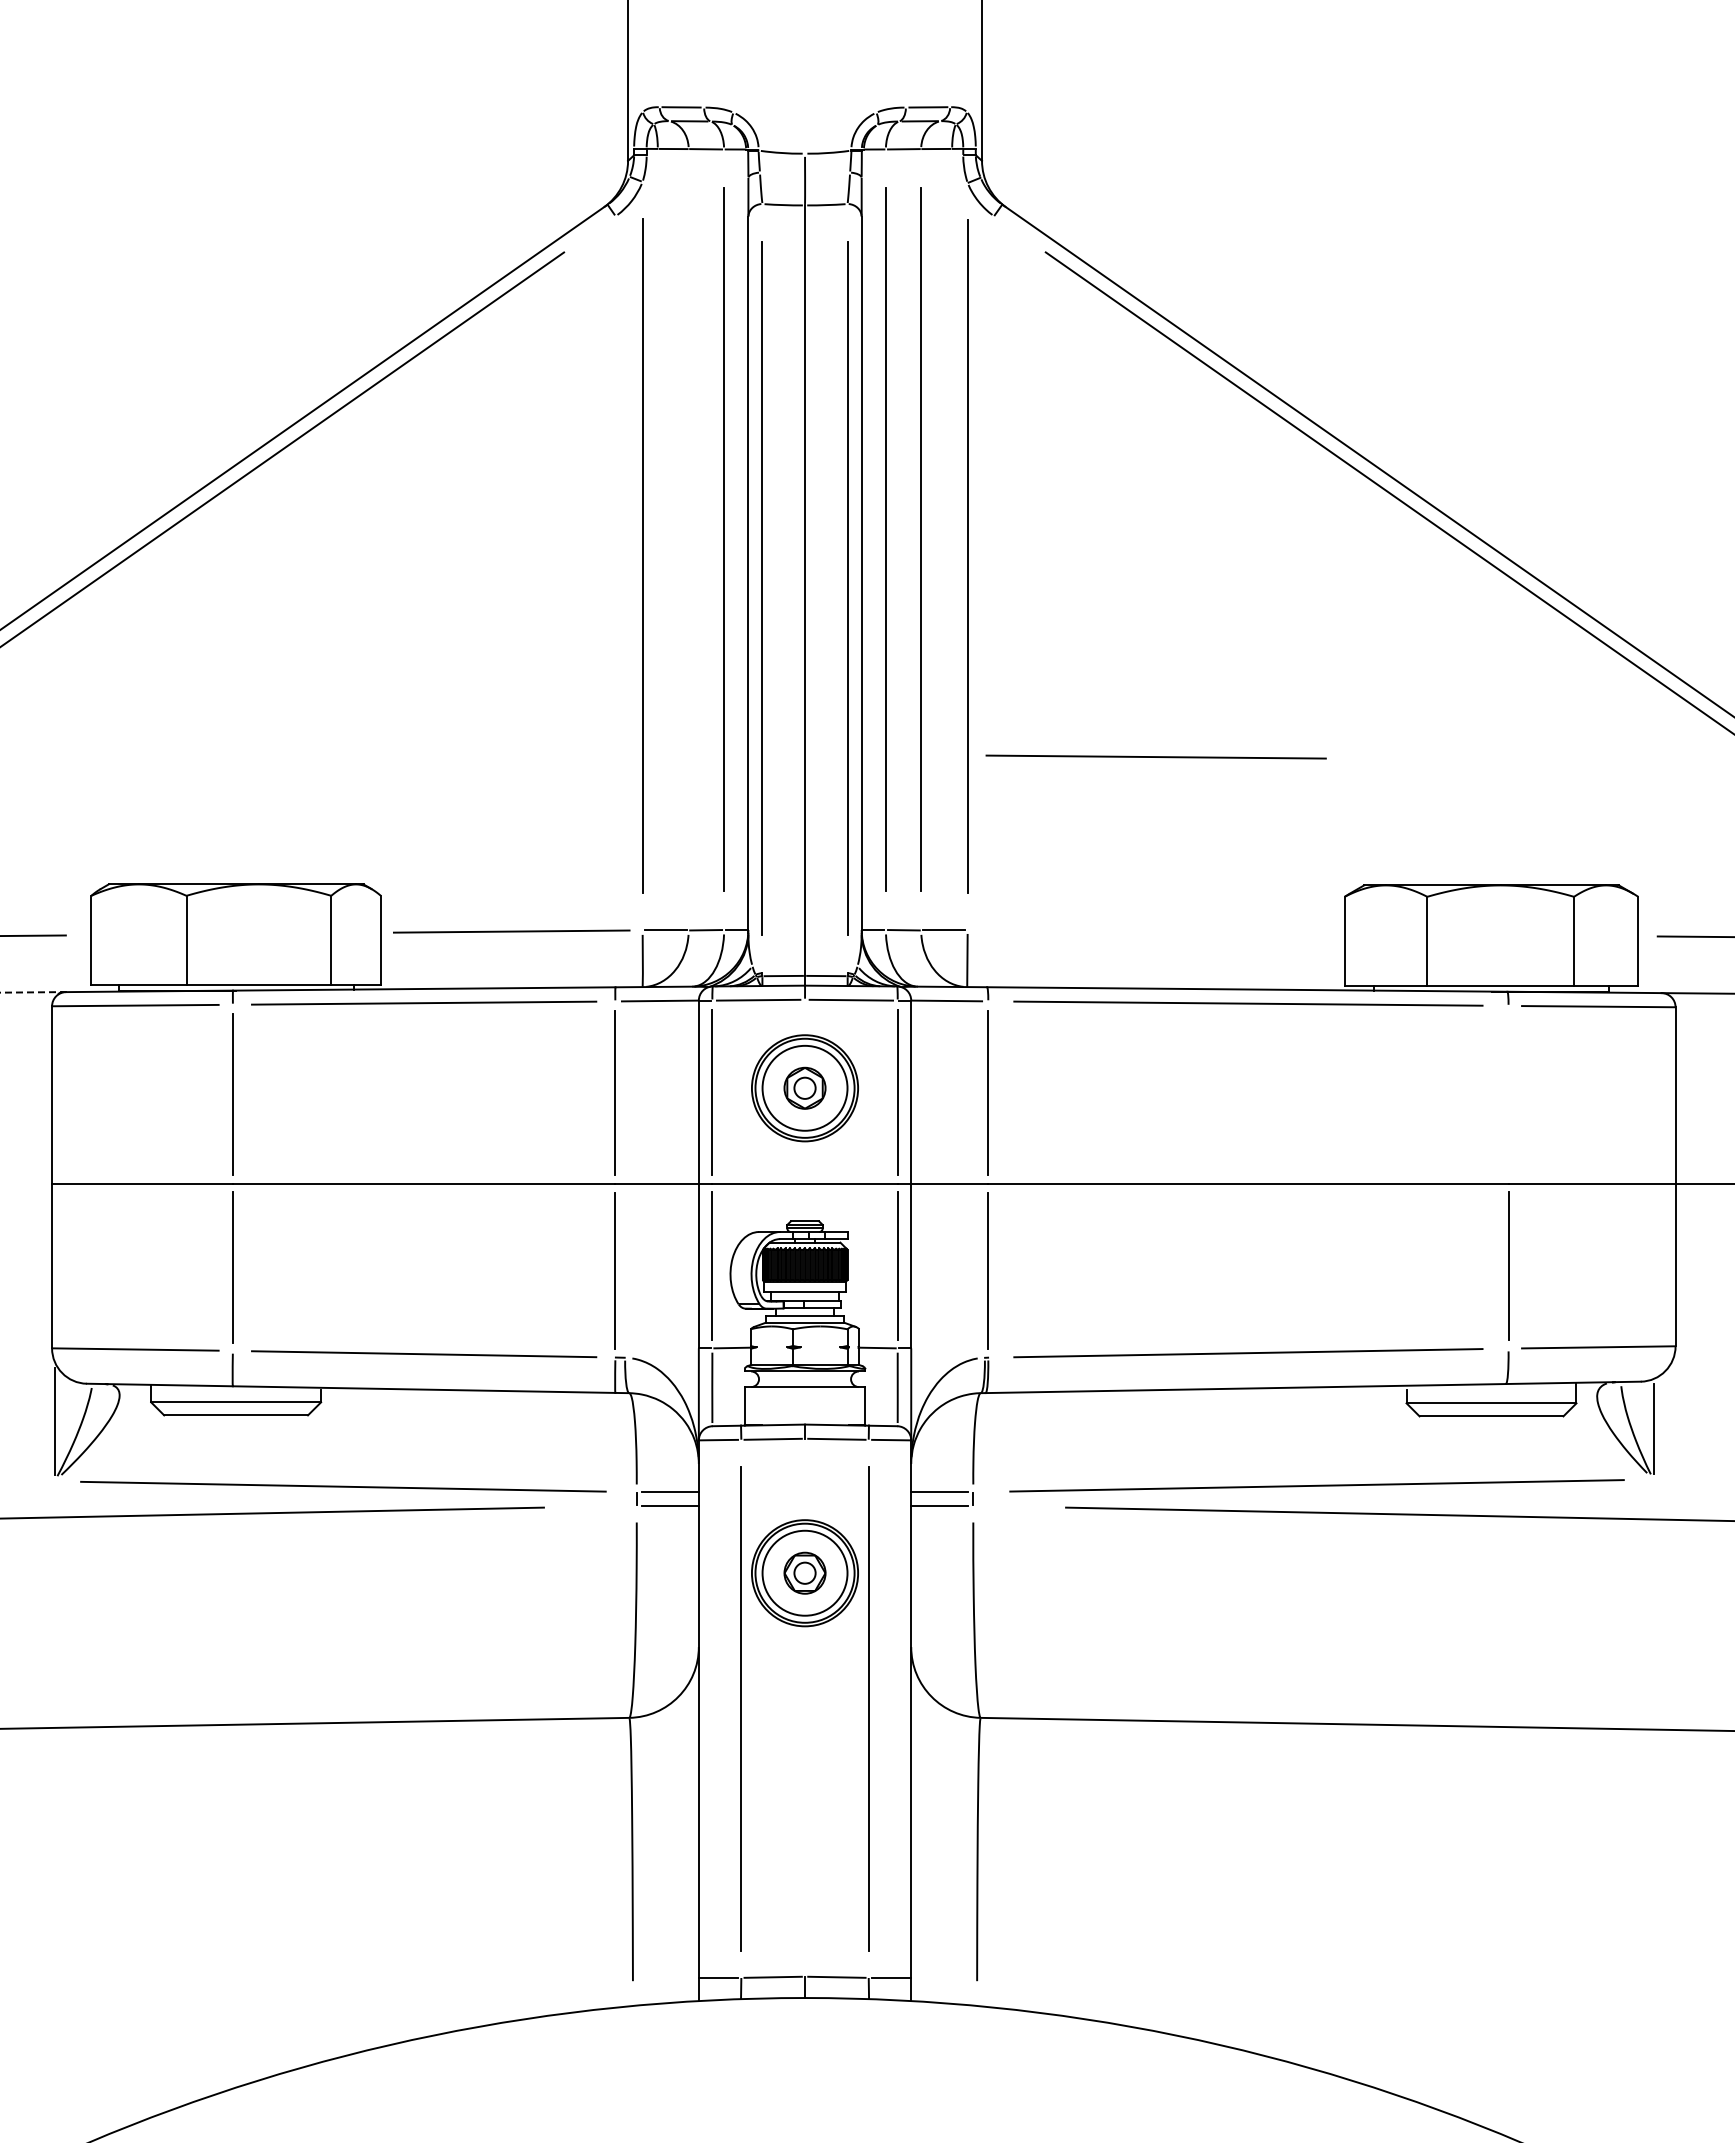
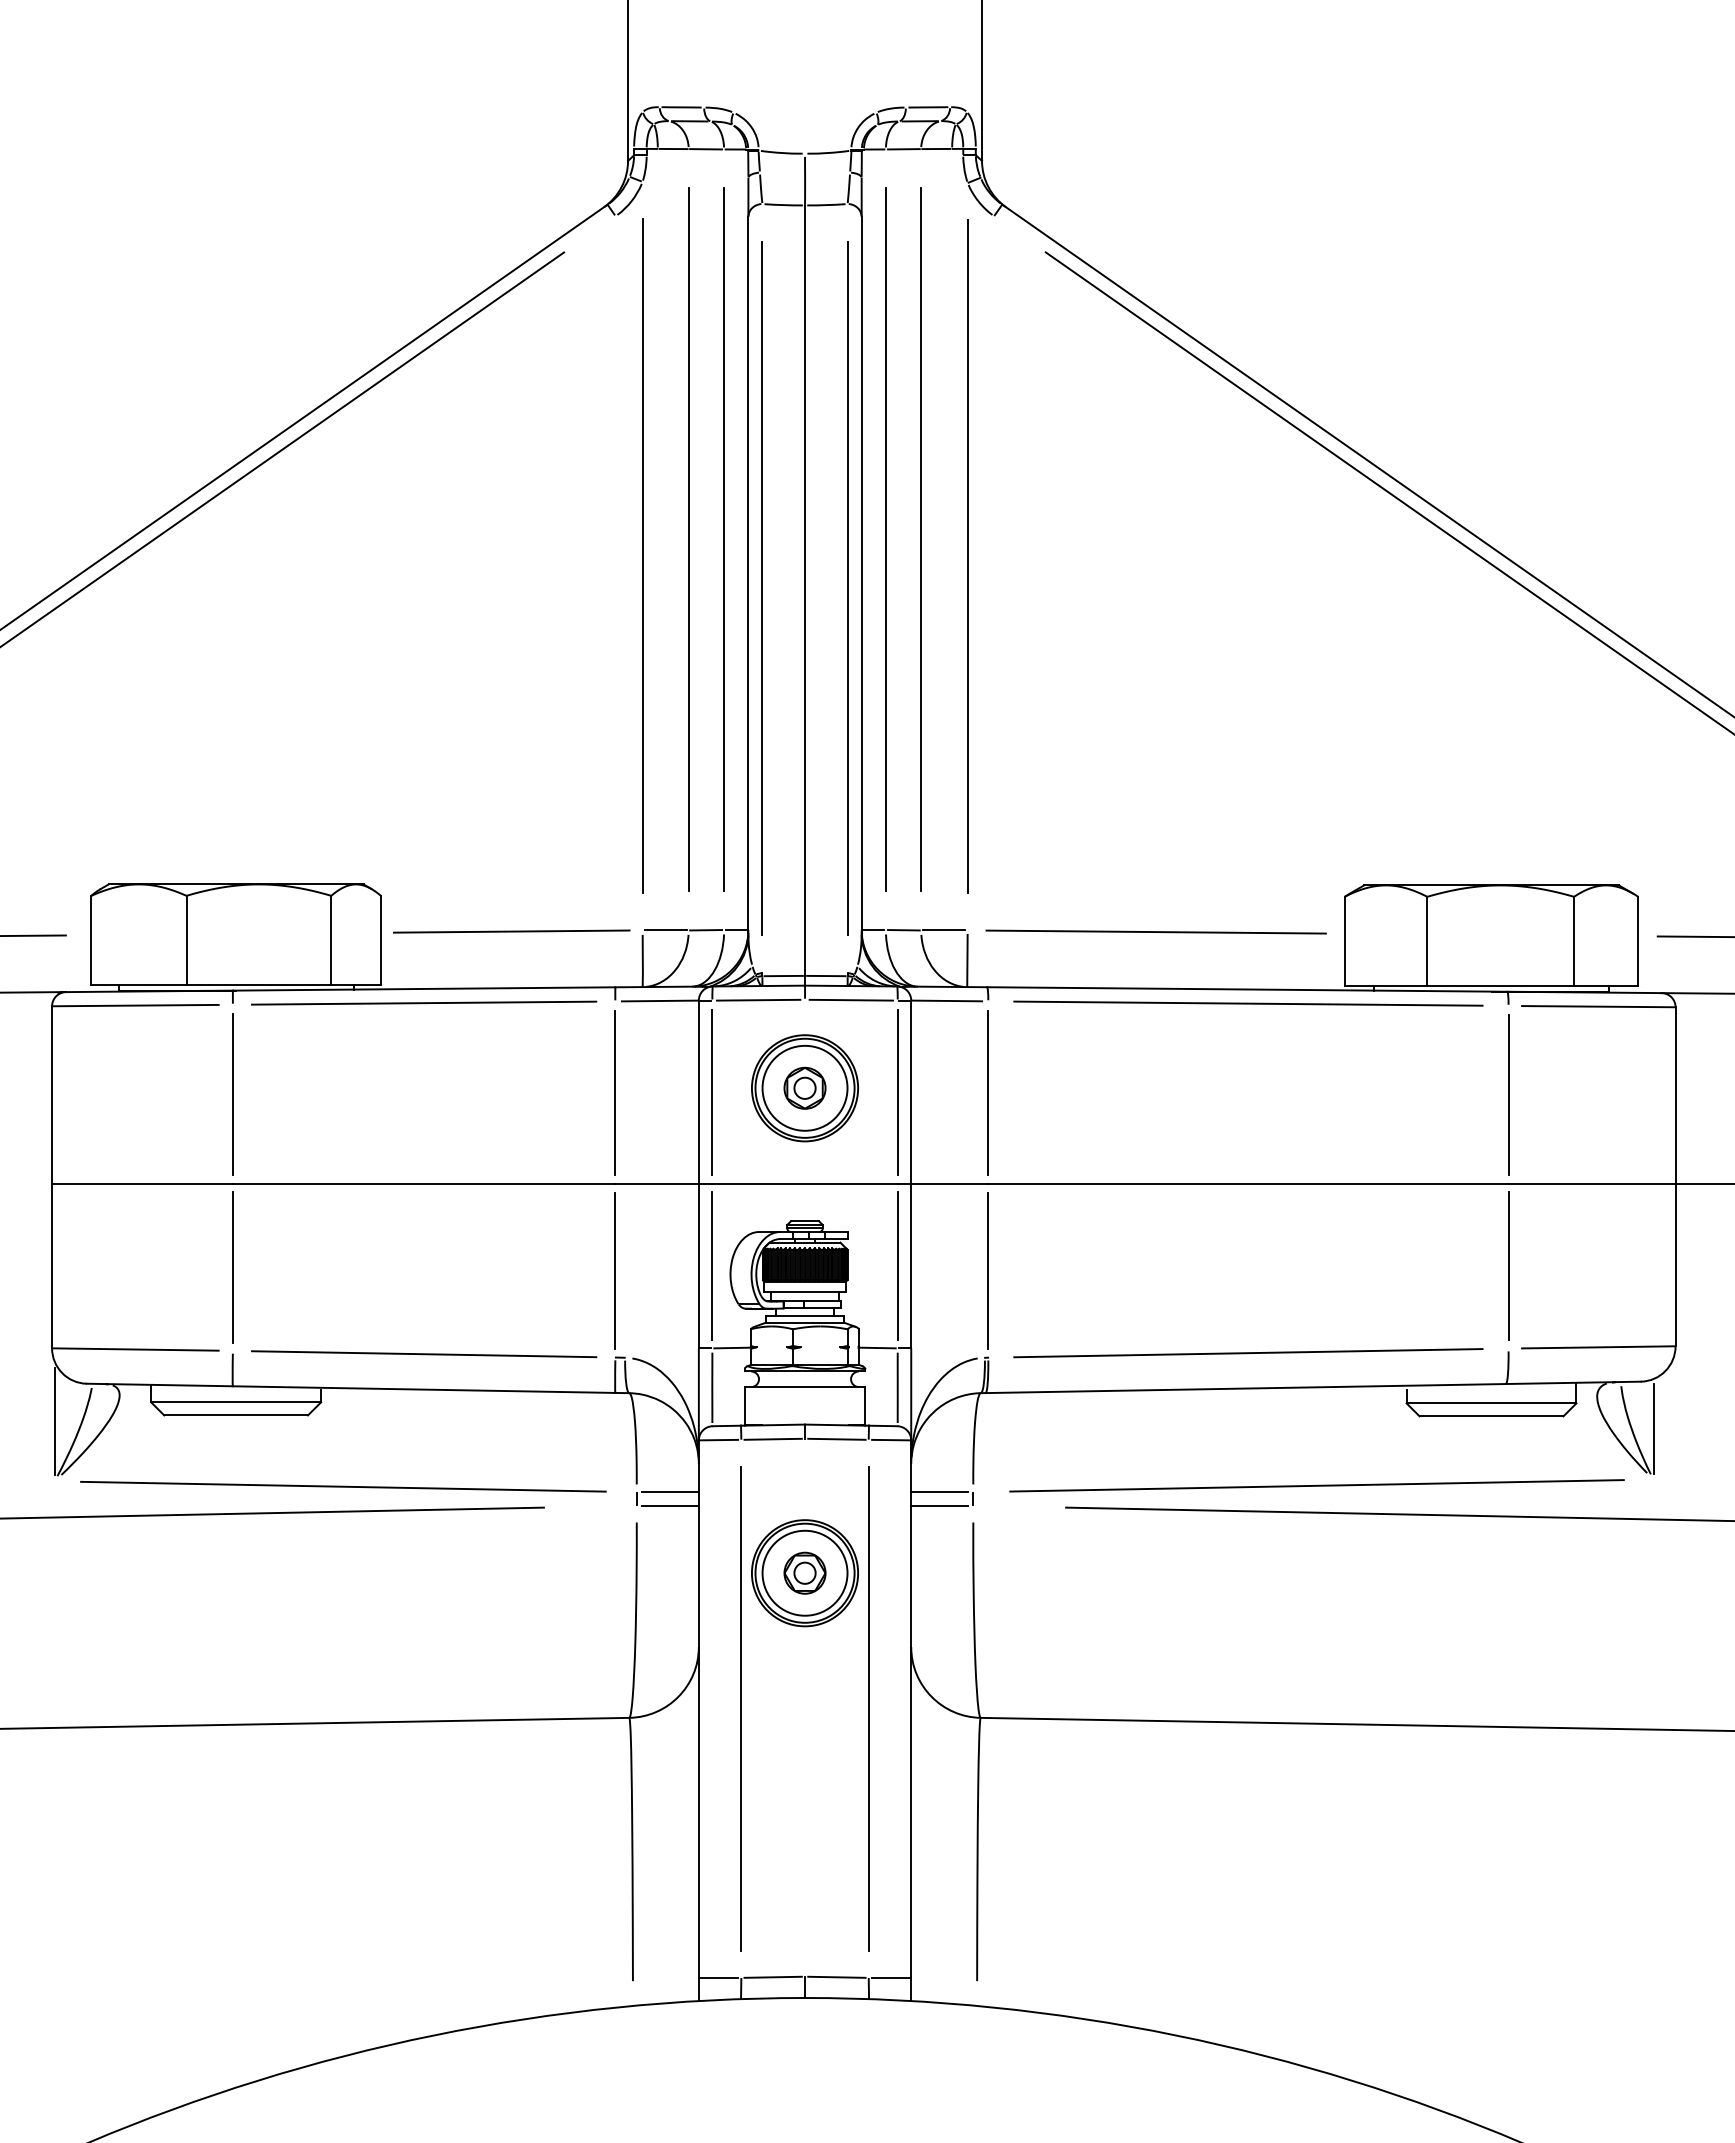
line: none -> present (688, 539)
line position: (1155, 756) -> (1155, 931) (1155, 931)
line: dashed -> solid (31, 992)
line: none -> present (1508, 1094)
